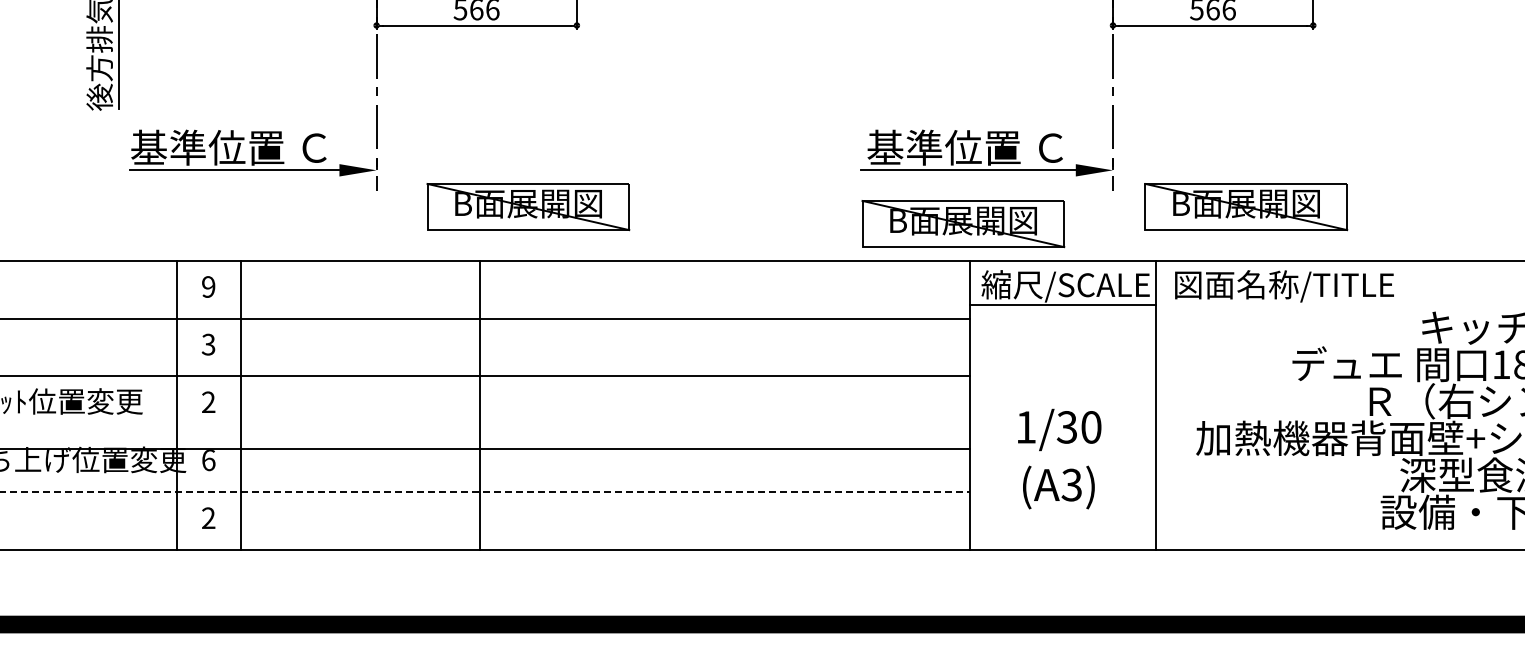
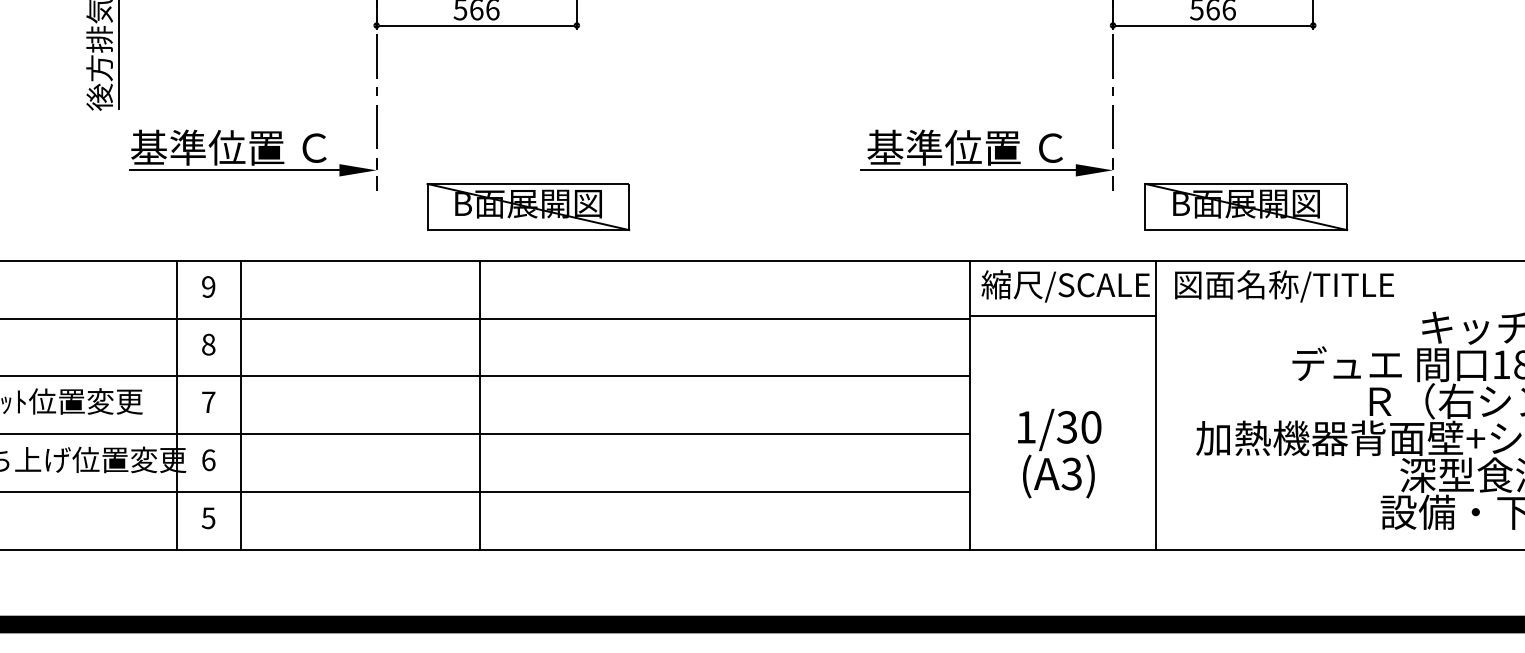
part: present -> none (963, 224)
line position: (1062, 304) -> (1062, 315) (1062, 315)
text: 3 -> 8 (208, 344)
text: 2 -> 7 (208, 401)
line position: (486, 448) -> (486, 433) (486, 433)
text position: (1058, 487) -> (1058, 476) (1058, 476)
line: dashed -> solid (485, 492)
text: 2 -> 5 (208, 518)
